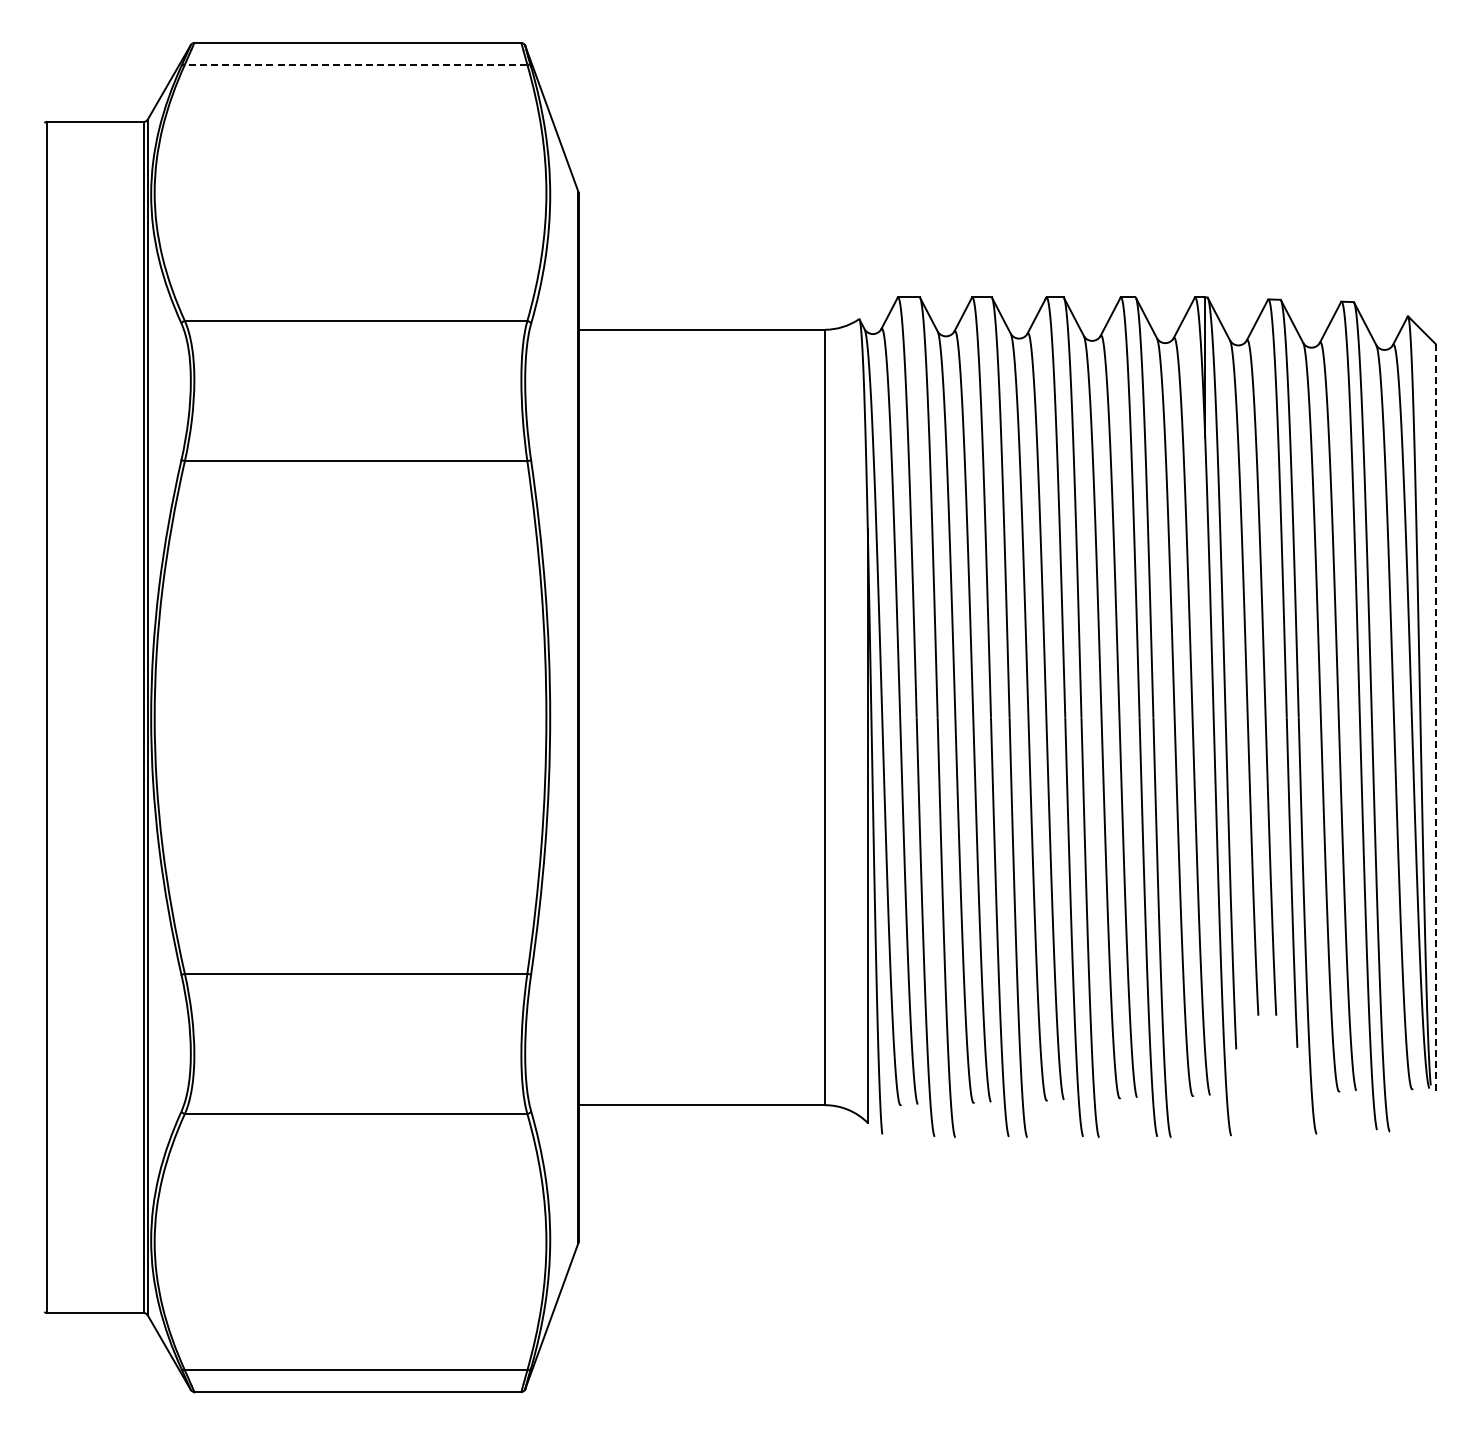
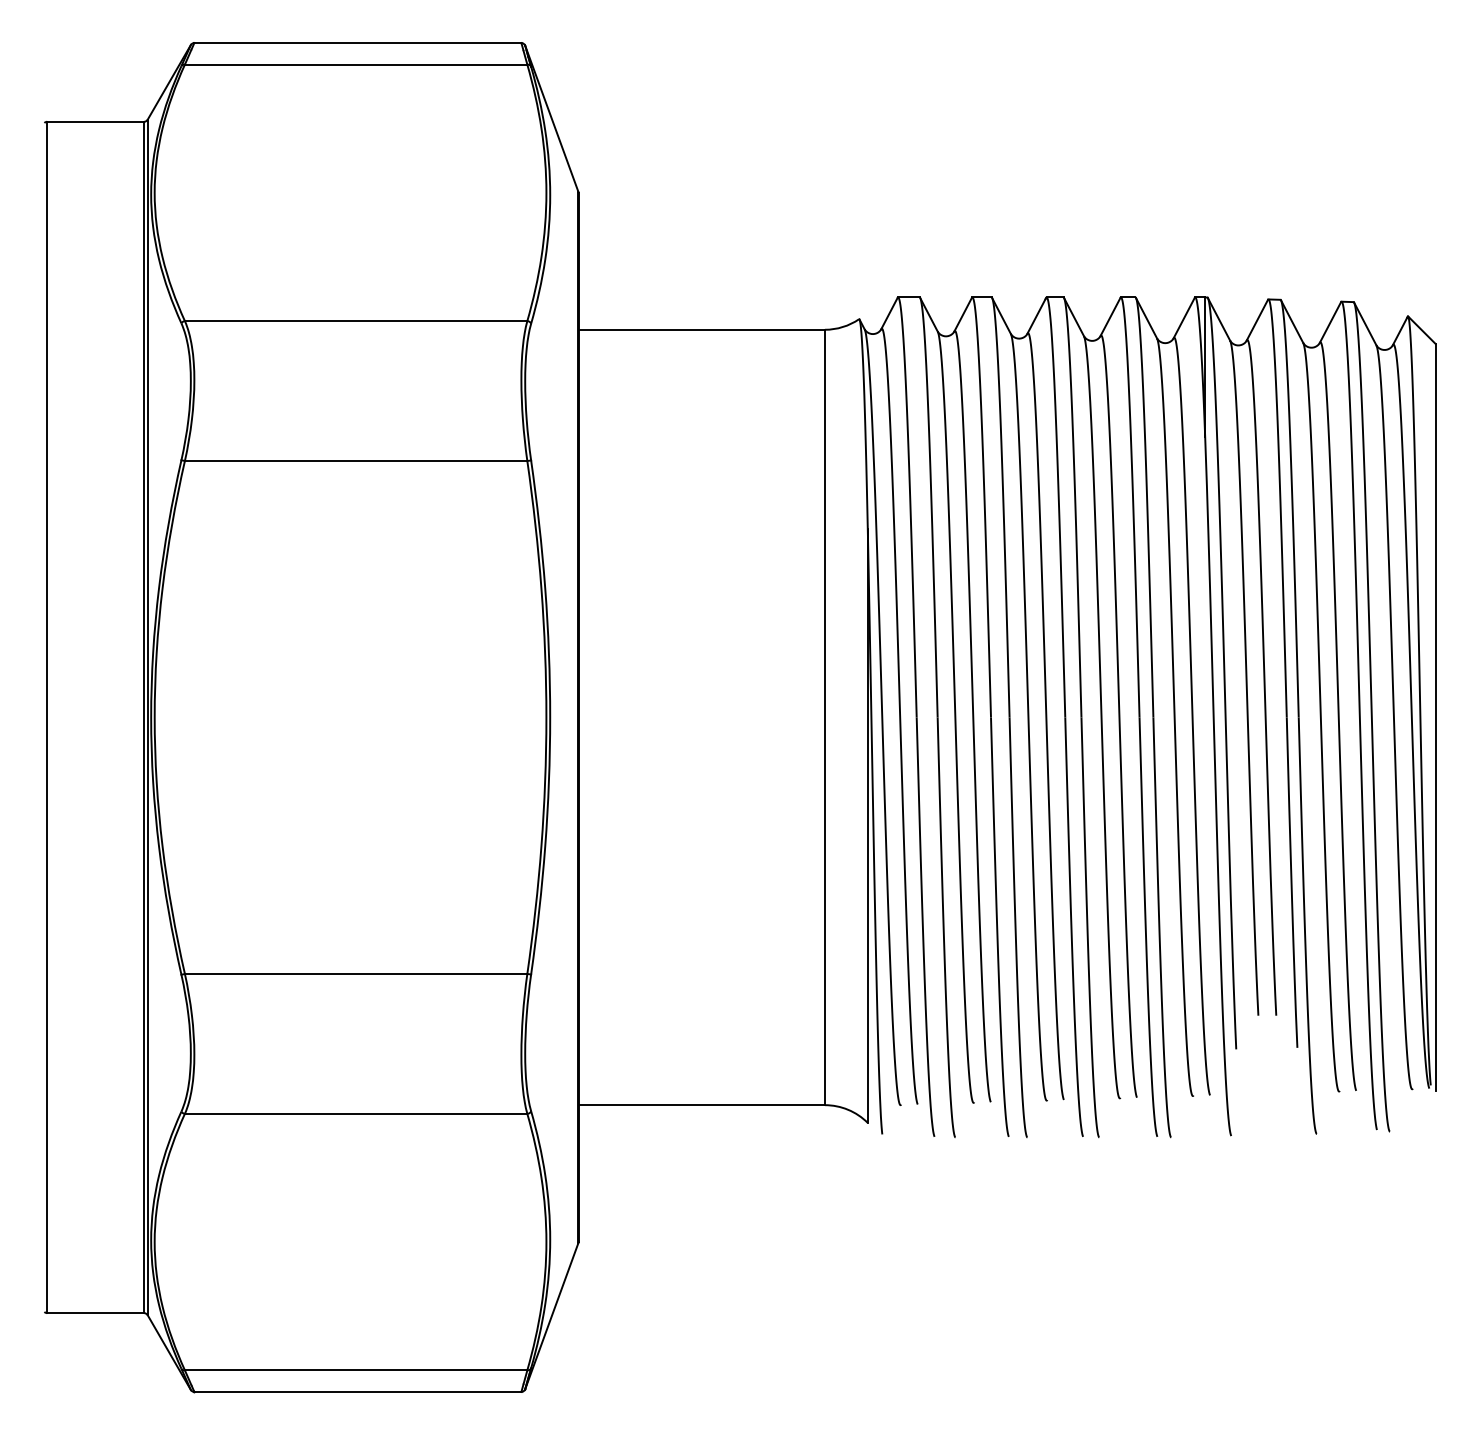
line: dashed -> solid (355, 64)
line: dashed -> solid (1435, 717)
